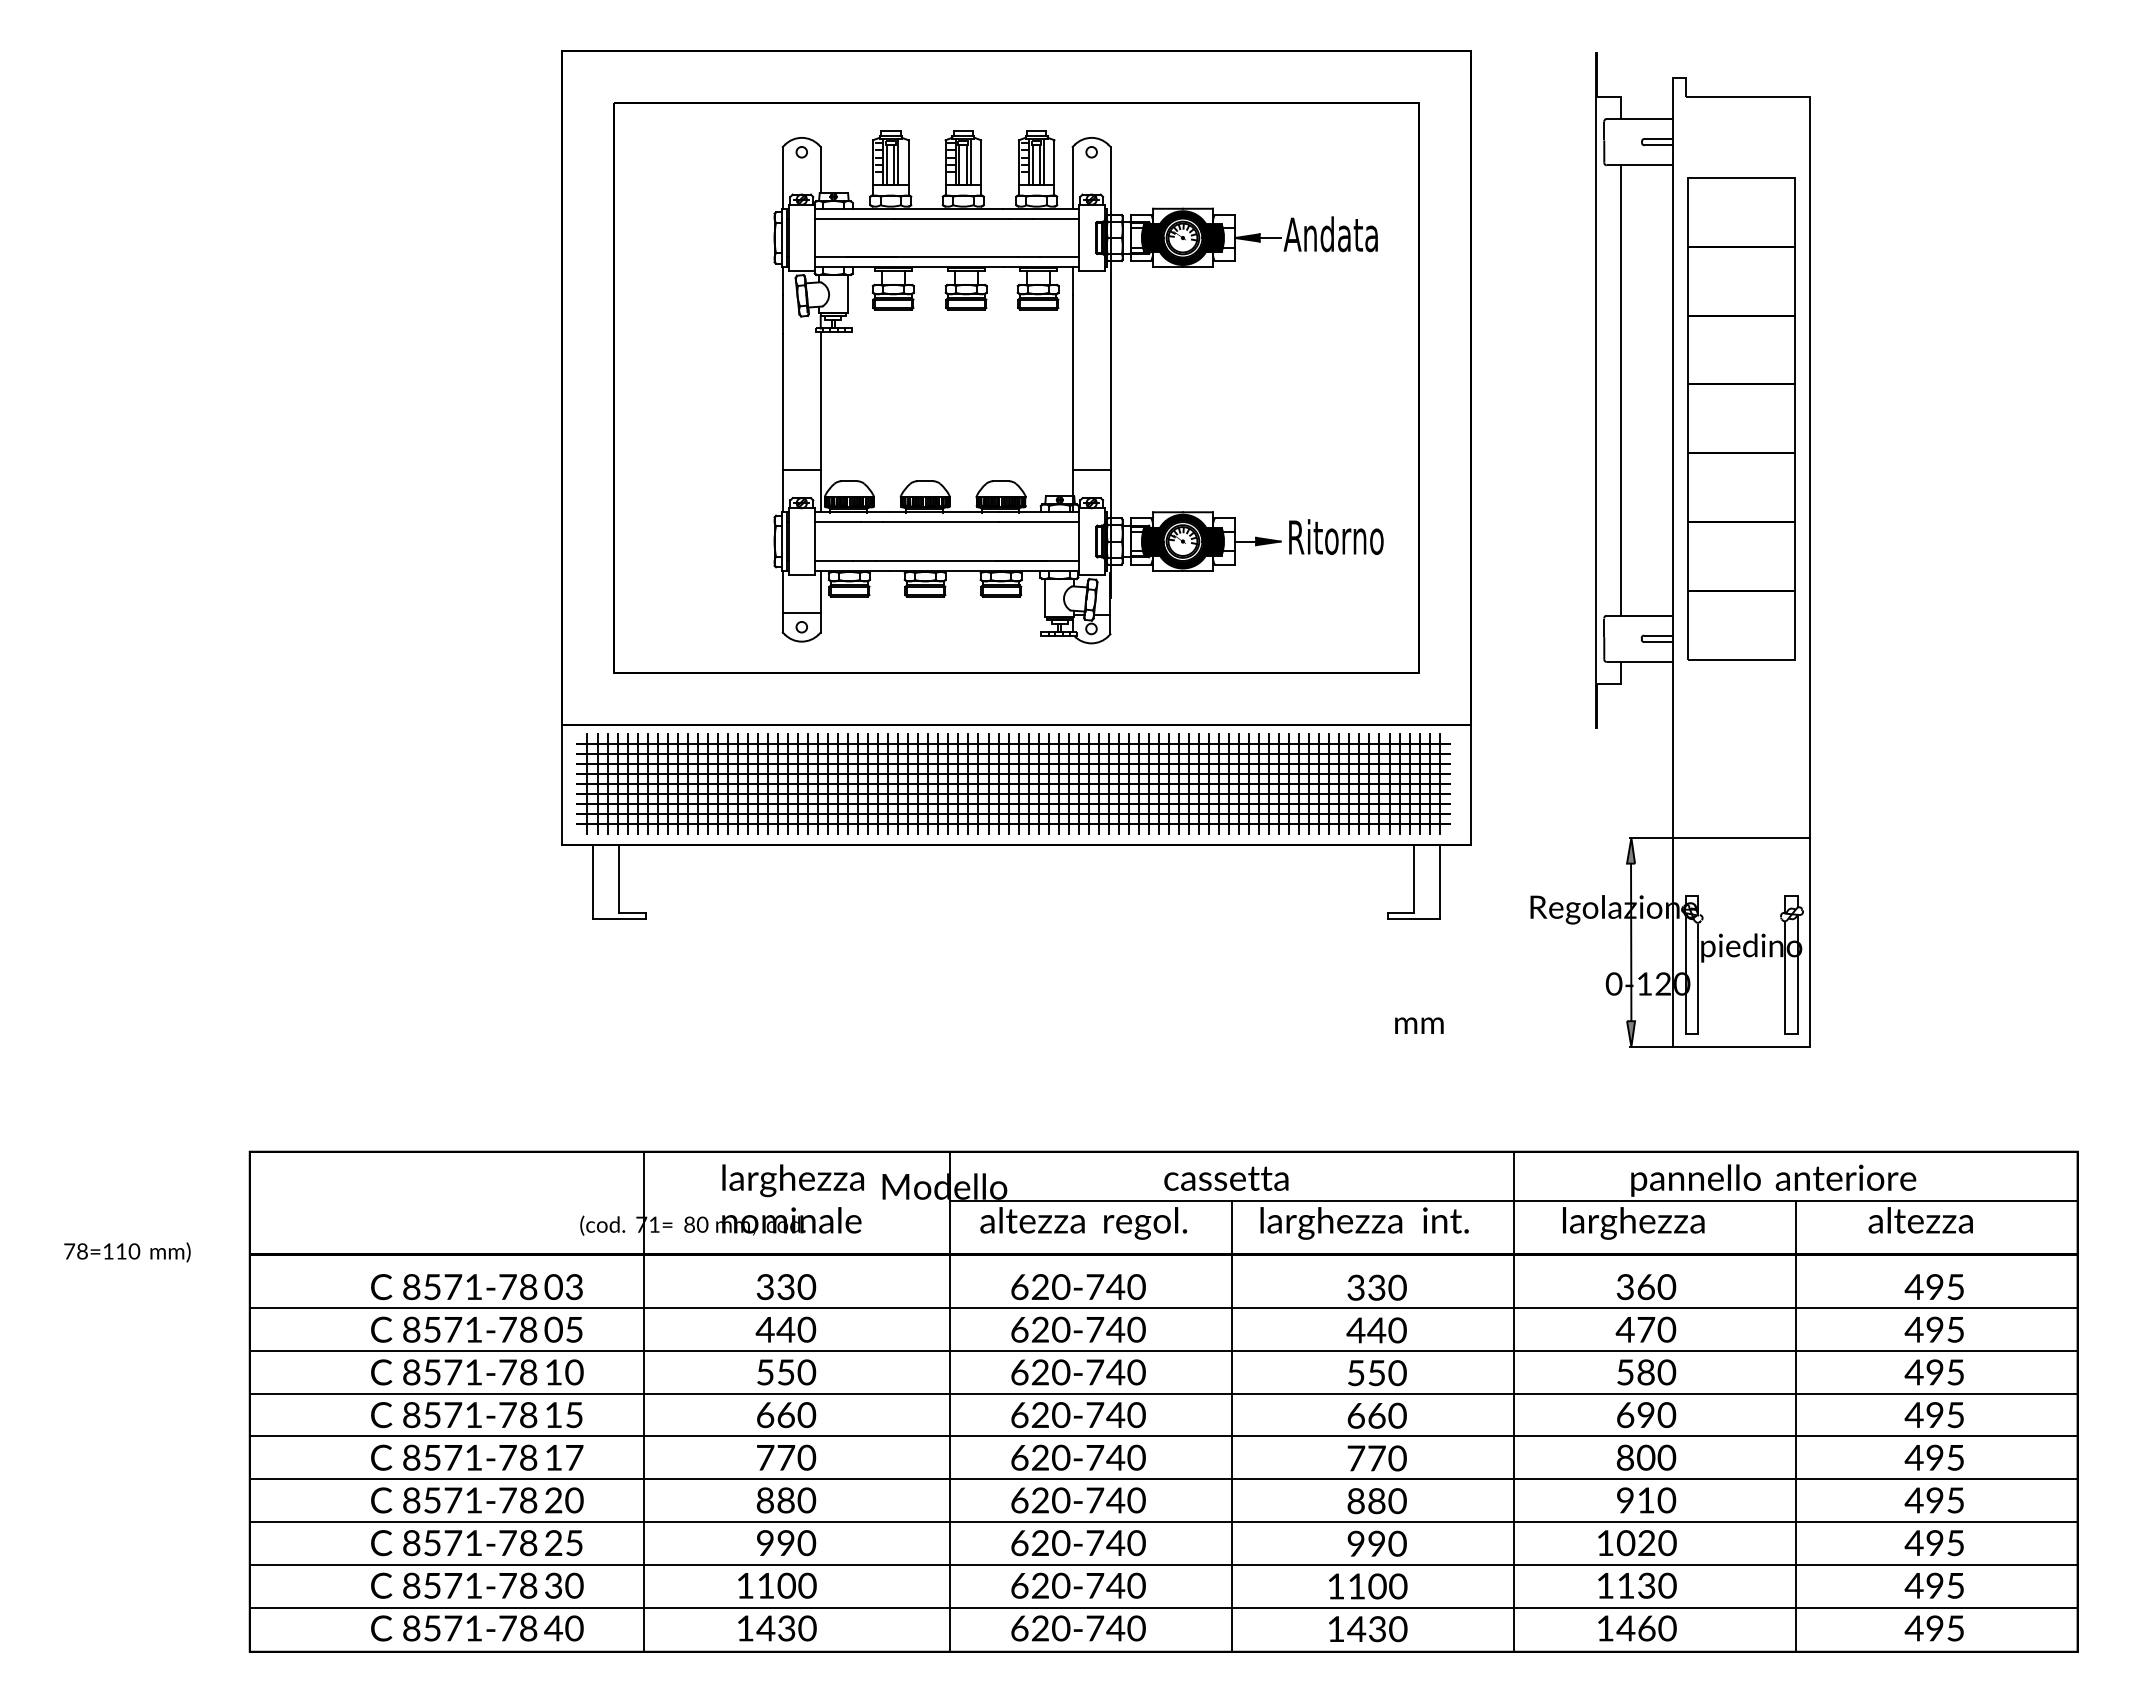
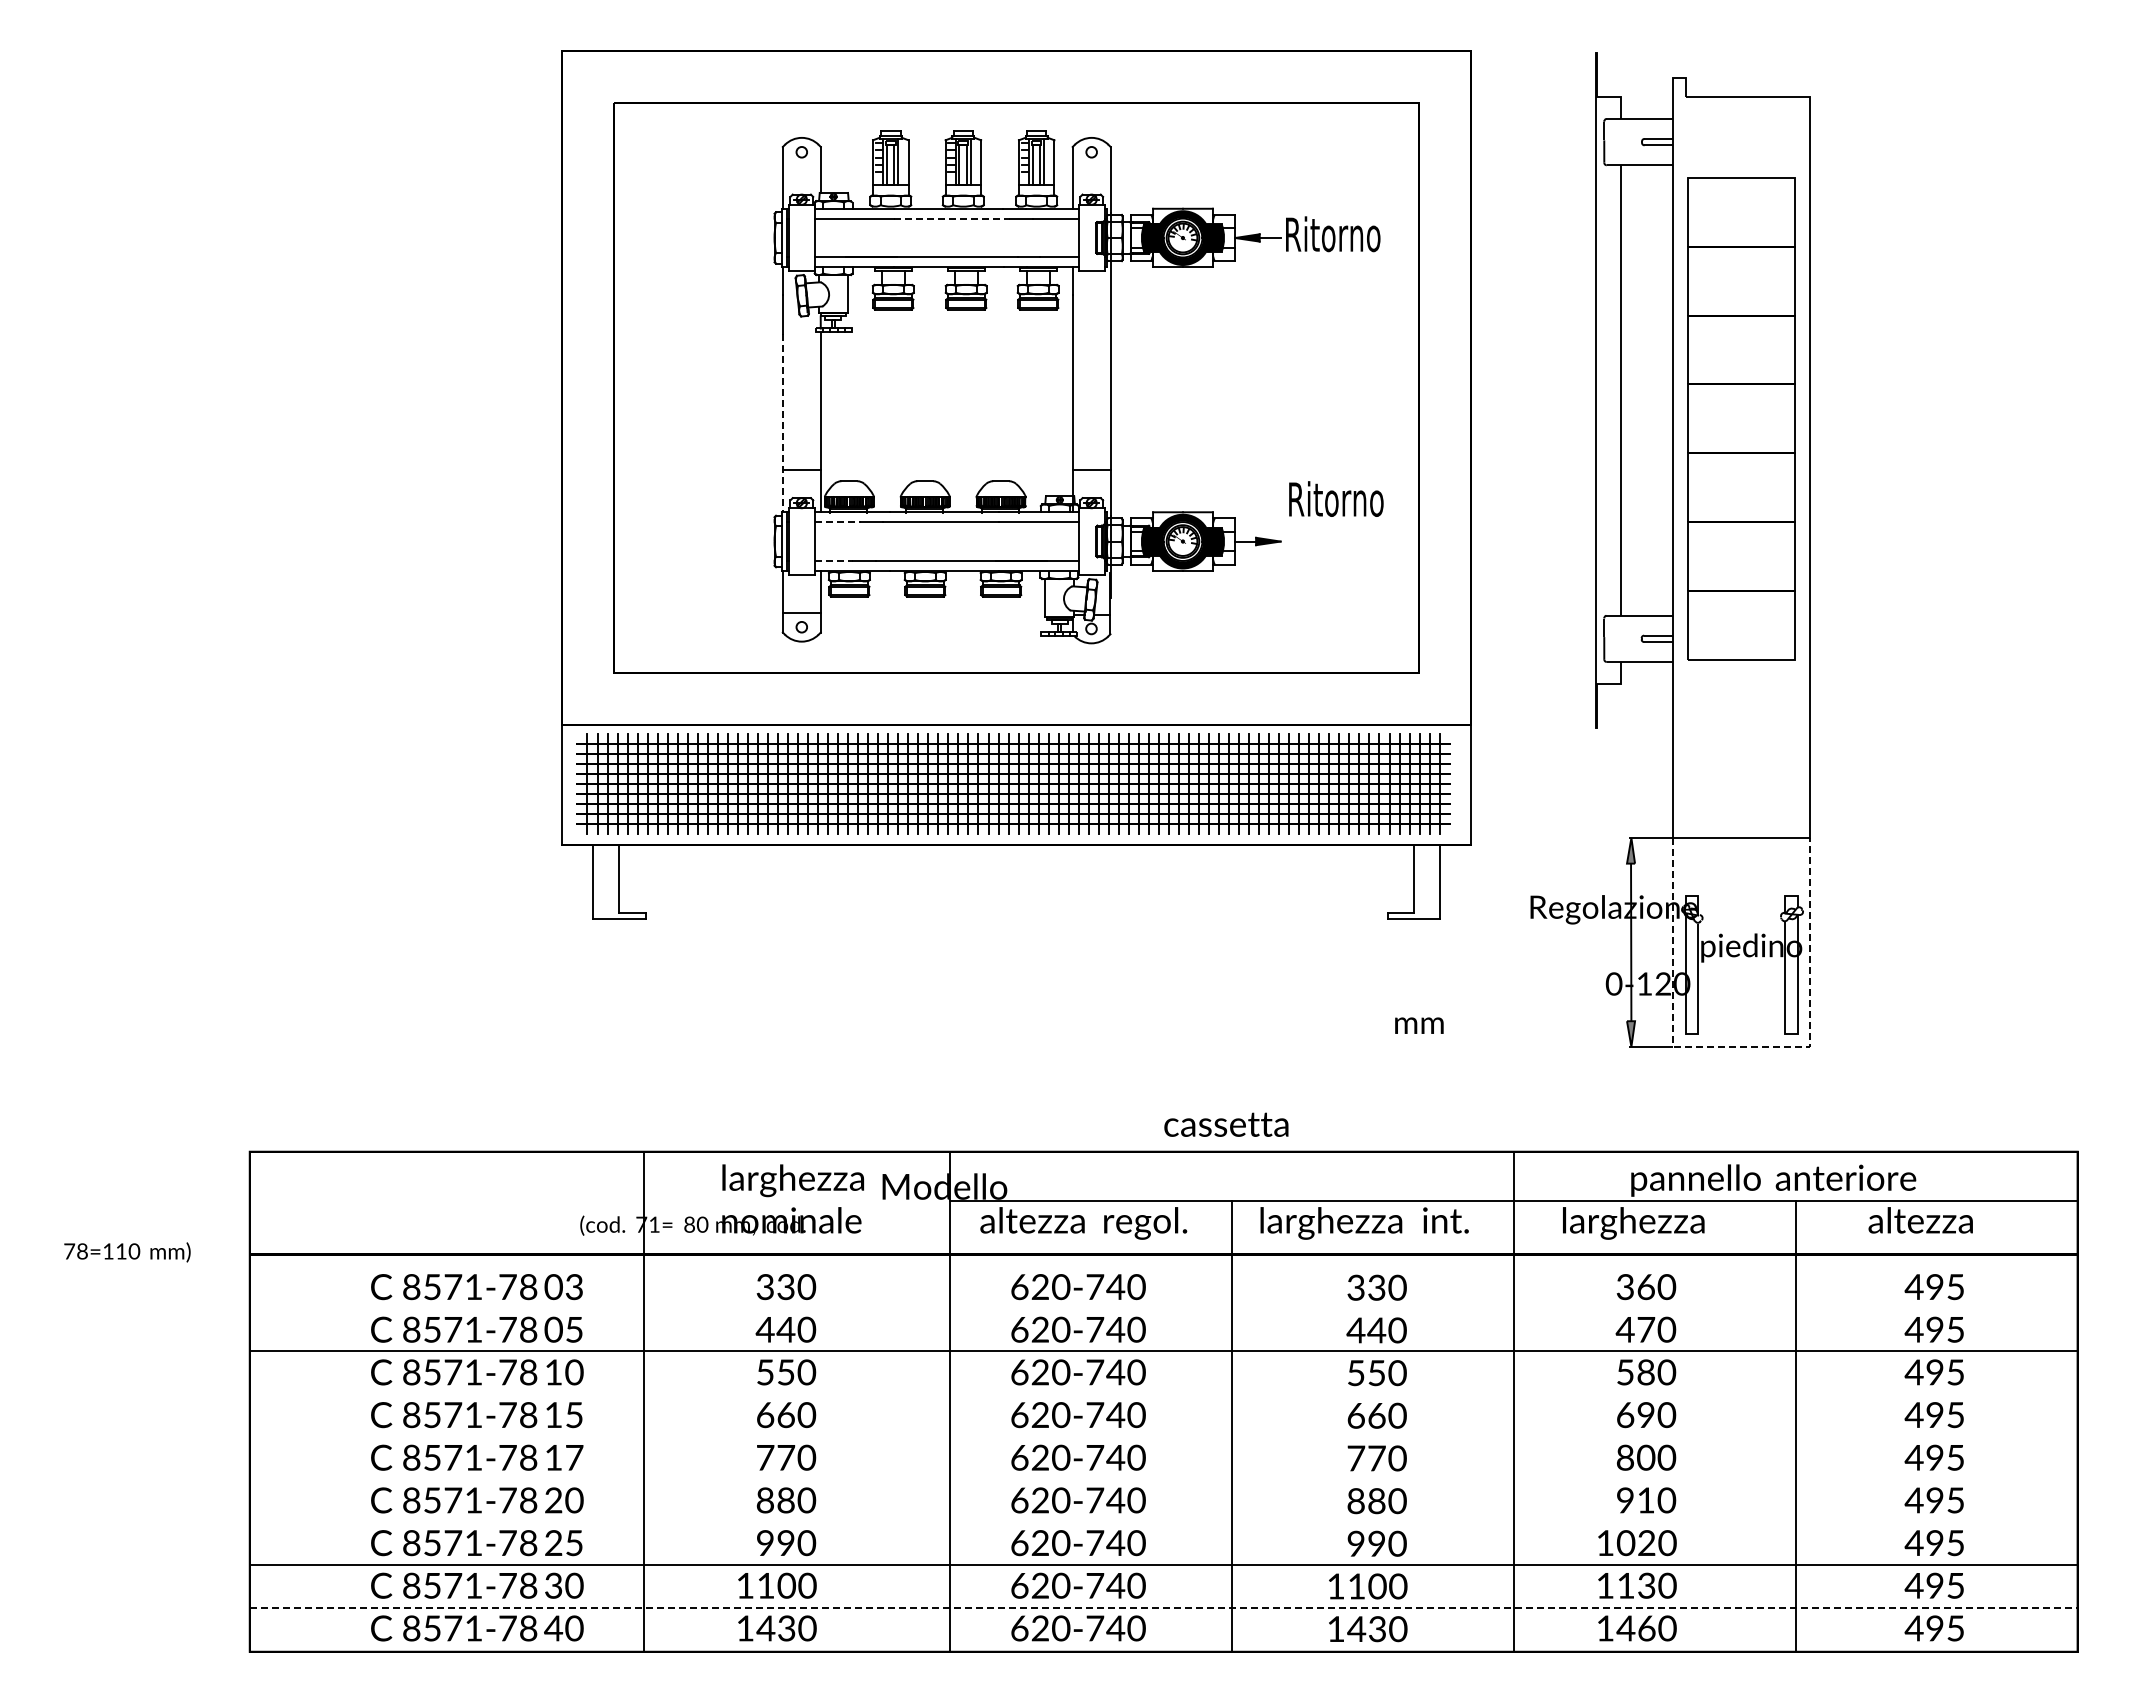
line: solid -> dashed (952, 218)
text: Andata -> Ritorno (1331, 234)
line: solid -> dashed (782, 423)
line: solid -> dashed (837, 522)
text position: (1336, 536) -> (1336, 498) (1336, 498)
line: solid -> dashed (834, 560)
line: solid -> dashed (1742, 1046)
text position: (1226, 1178) -> (1226, 1124) (1226, 1124)
line: present -> none (1163, 1308)
line: present -> none (1163, 1394)
line: present -> none (1163, 1435)
line: present -> none (1163, 1478)
line: present -> none (1163, 1521)
line: solid -> dashed (1163, 1607)
